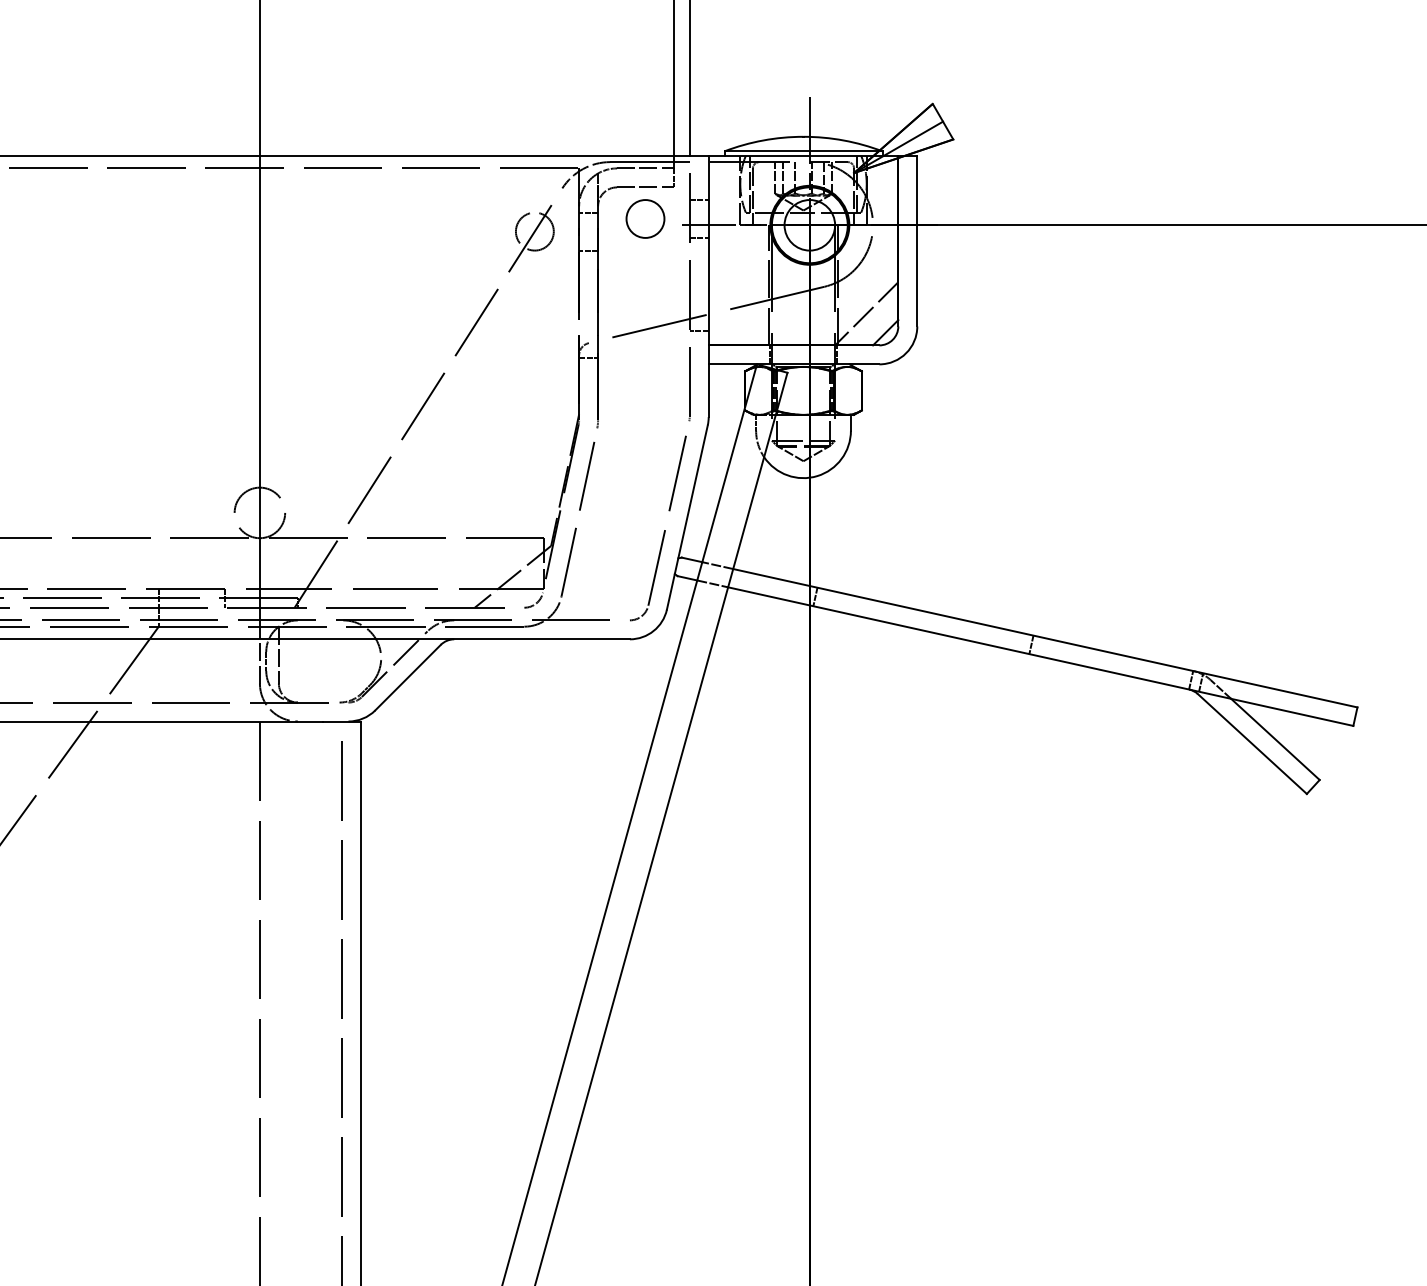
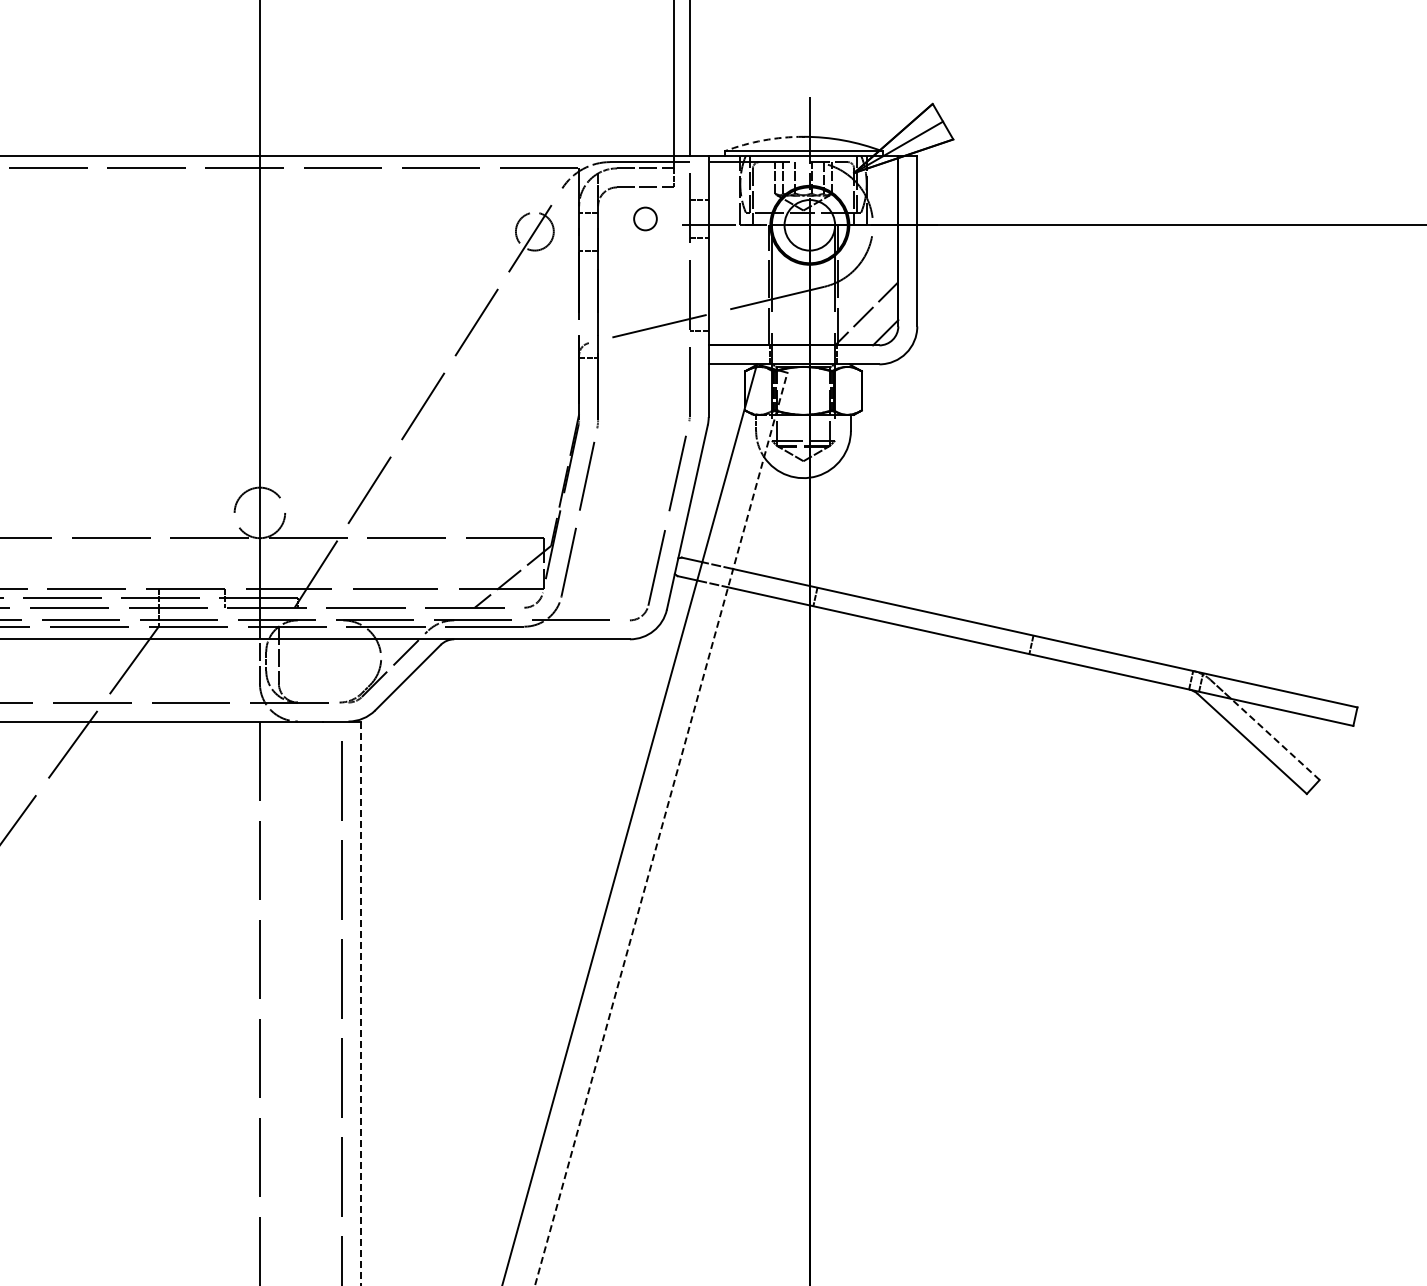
arc: solid -> dashed (763, 140)
circle diameter: 38 px -> 23 px (645, 218)
line: solid -> dashed (1275, 739)
line: solid -> dashed (661, 828)
line: solid -> dashed (361, 1003)
